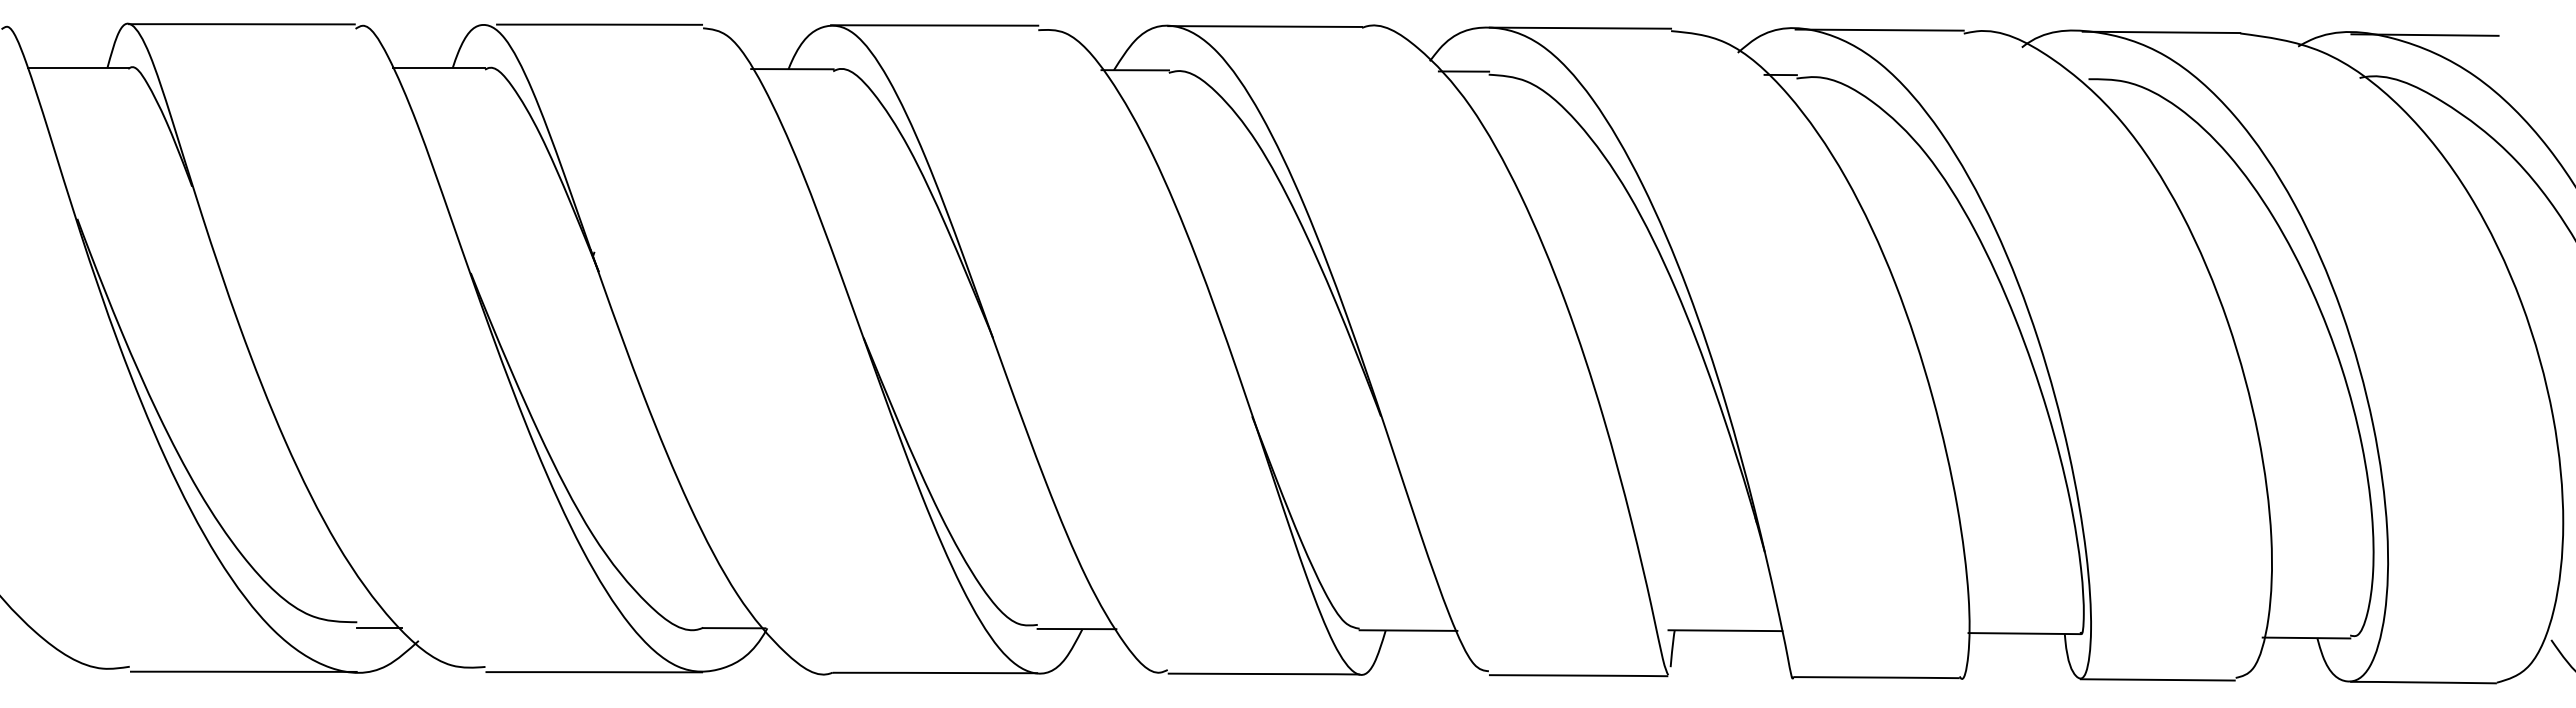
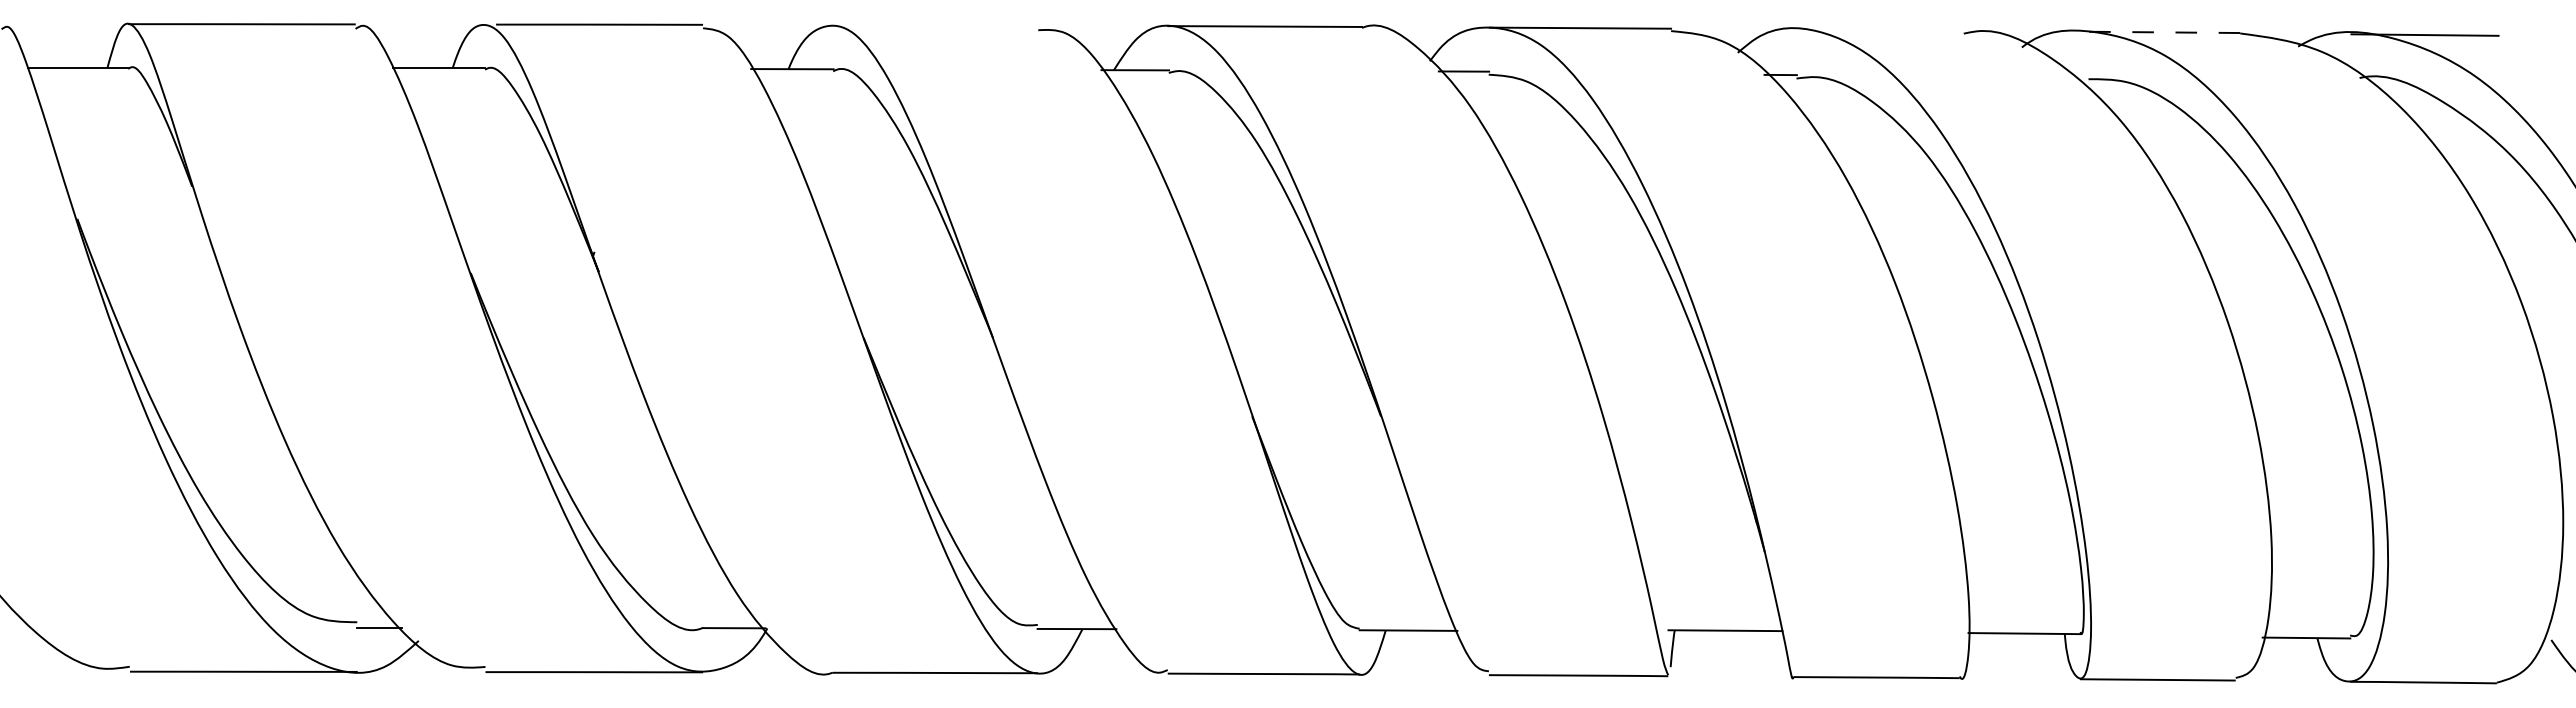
line: present -> none (934, 25)
line: present -> none (1879, 29)
line: solid -> dashed (2161, 32)
